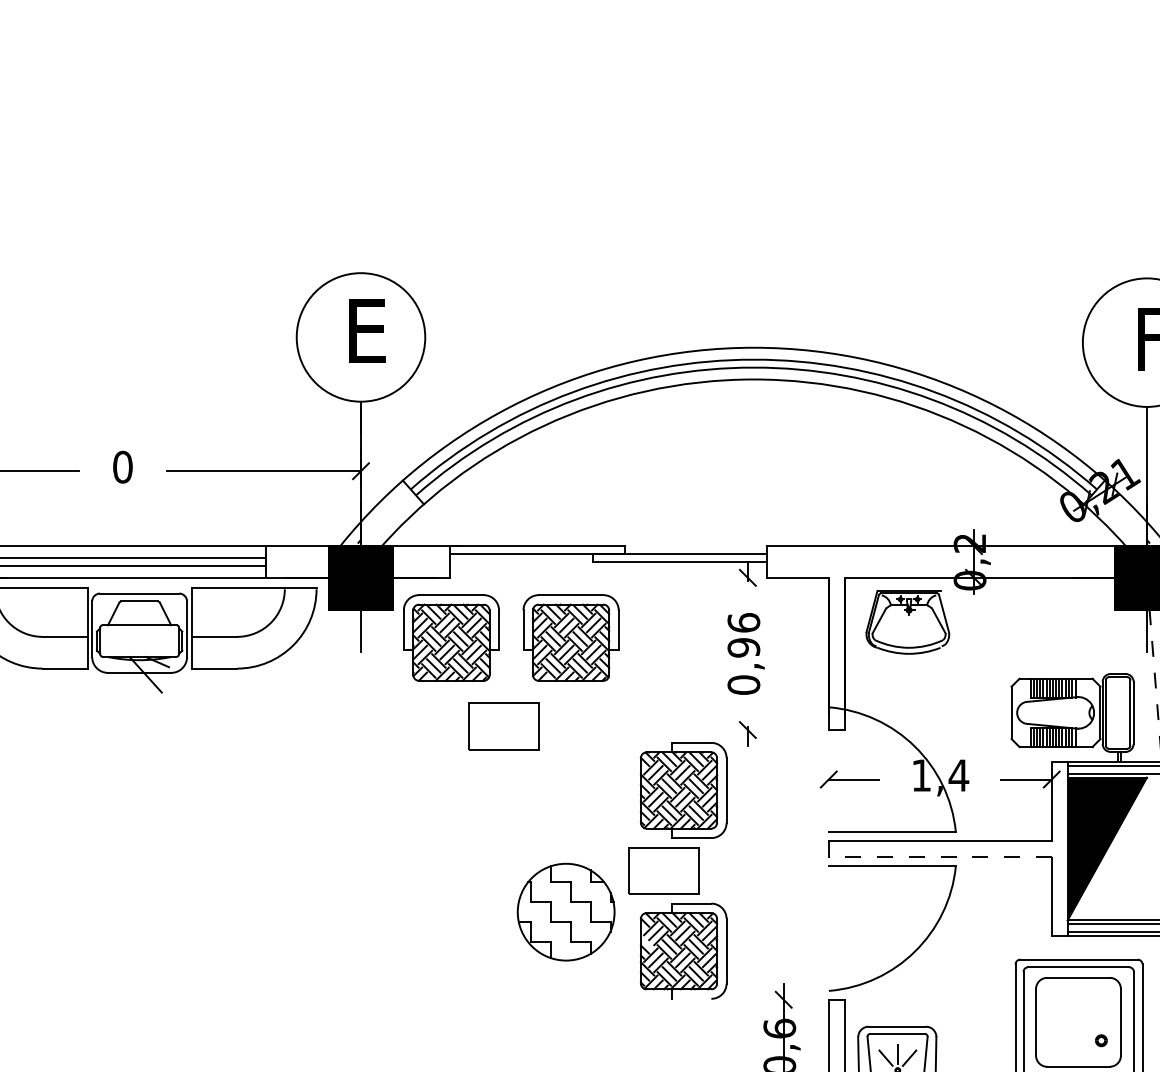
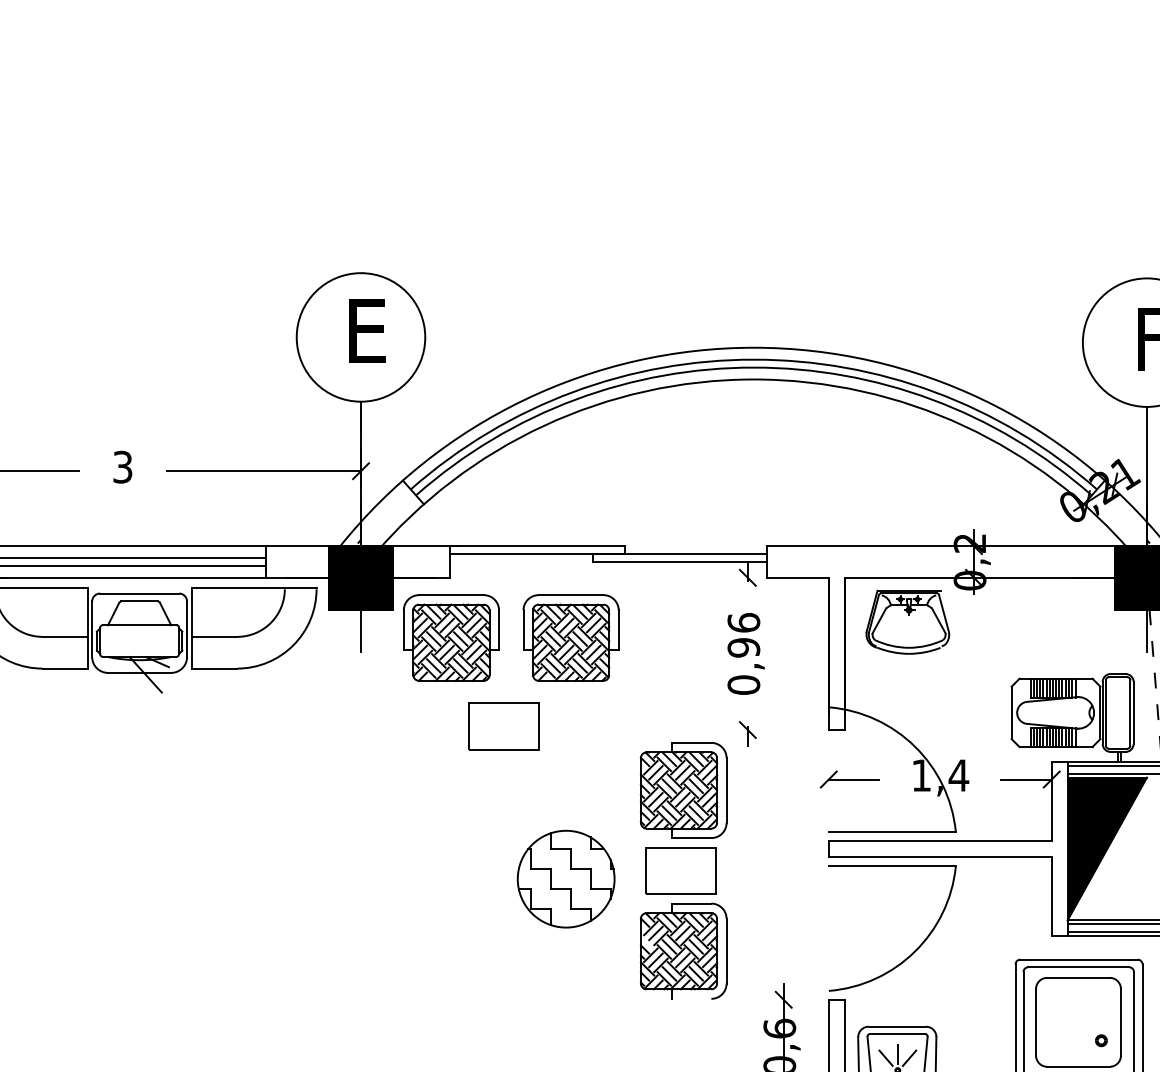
text: 0 -> 3 (122, 466)
line: dashed -> solid (939, 856)
part position: (663, 870) -> (680, 870) (680, 870)
part position: (565, 911) -> (565, 878) (565, 878)
